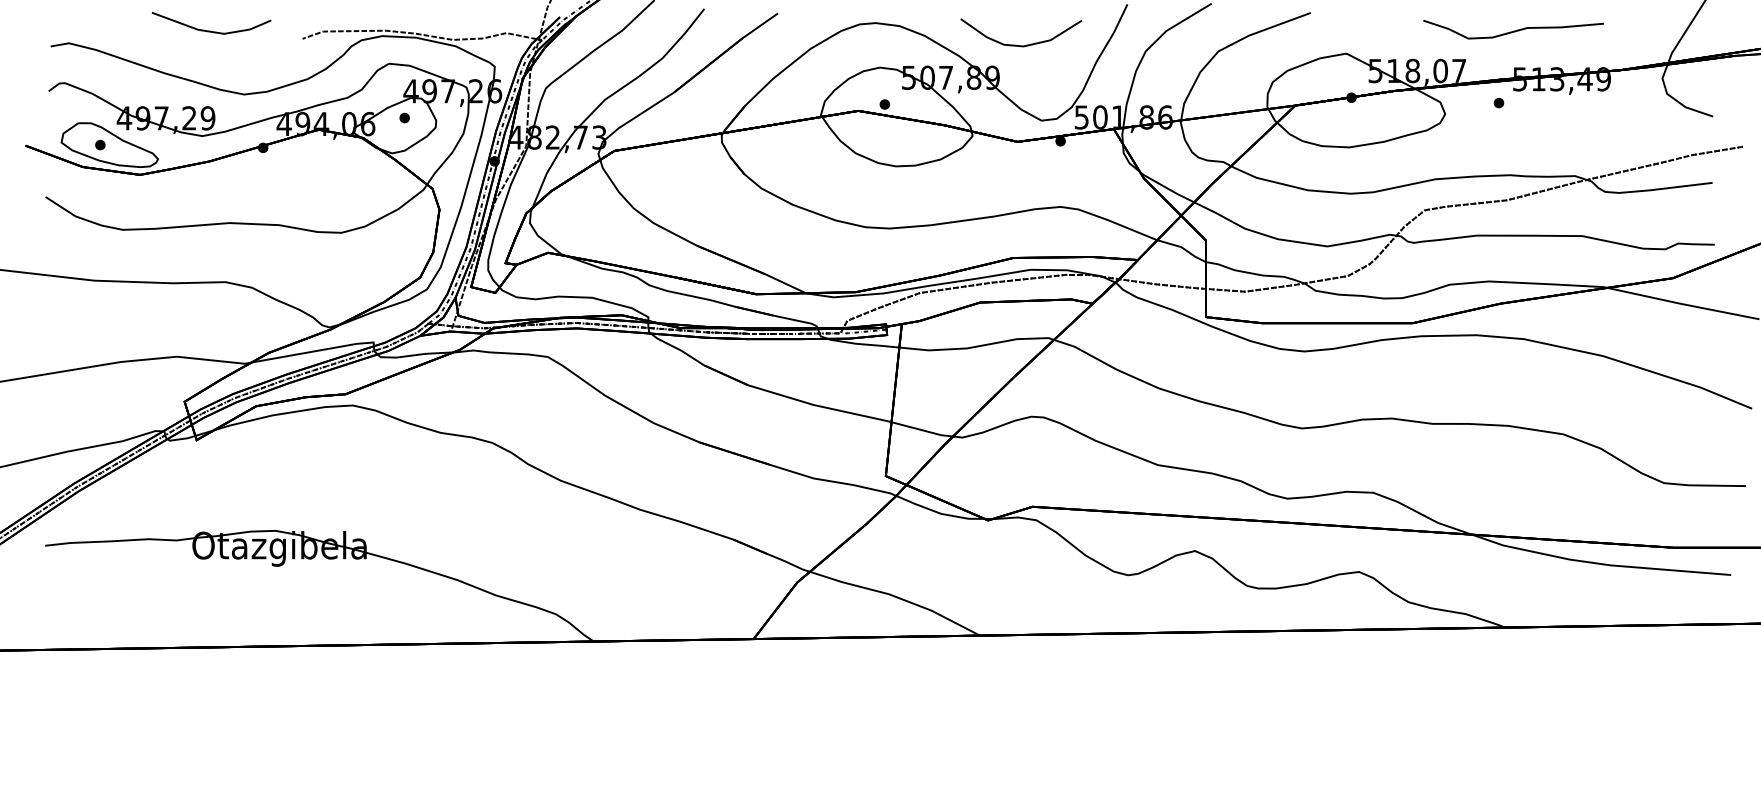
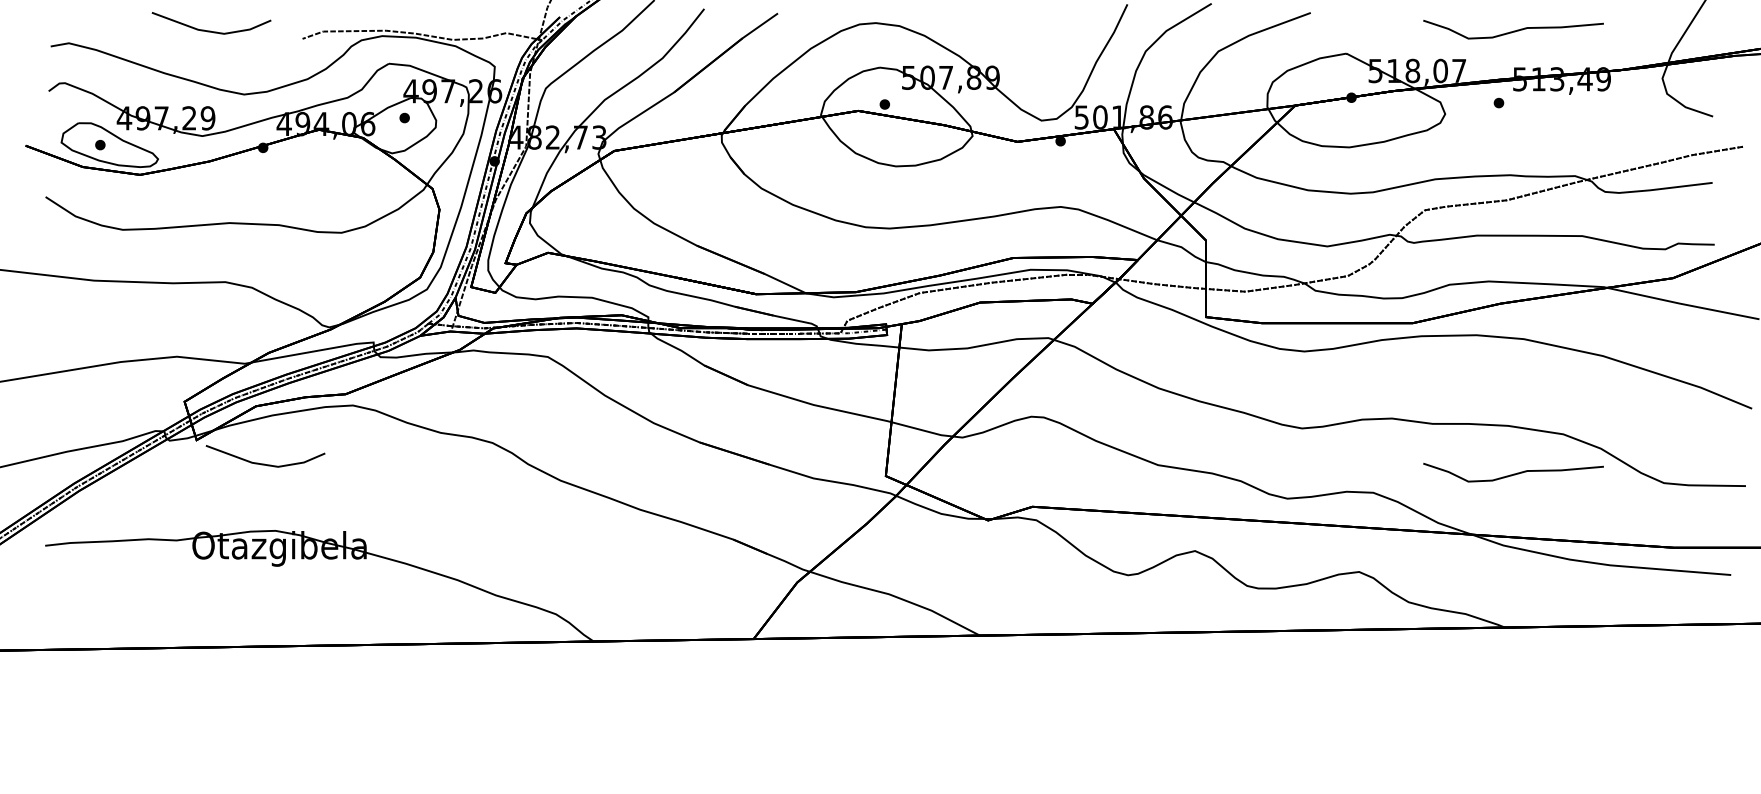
curve: present -> none (1016, 44)
line: none -> present (264, 463)
curve: none -> present (1513, 473)
